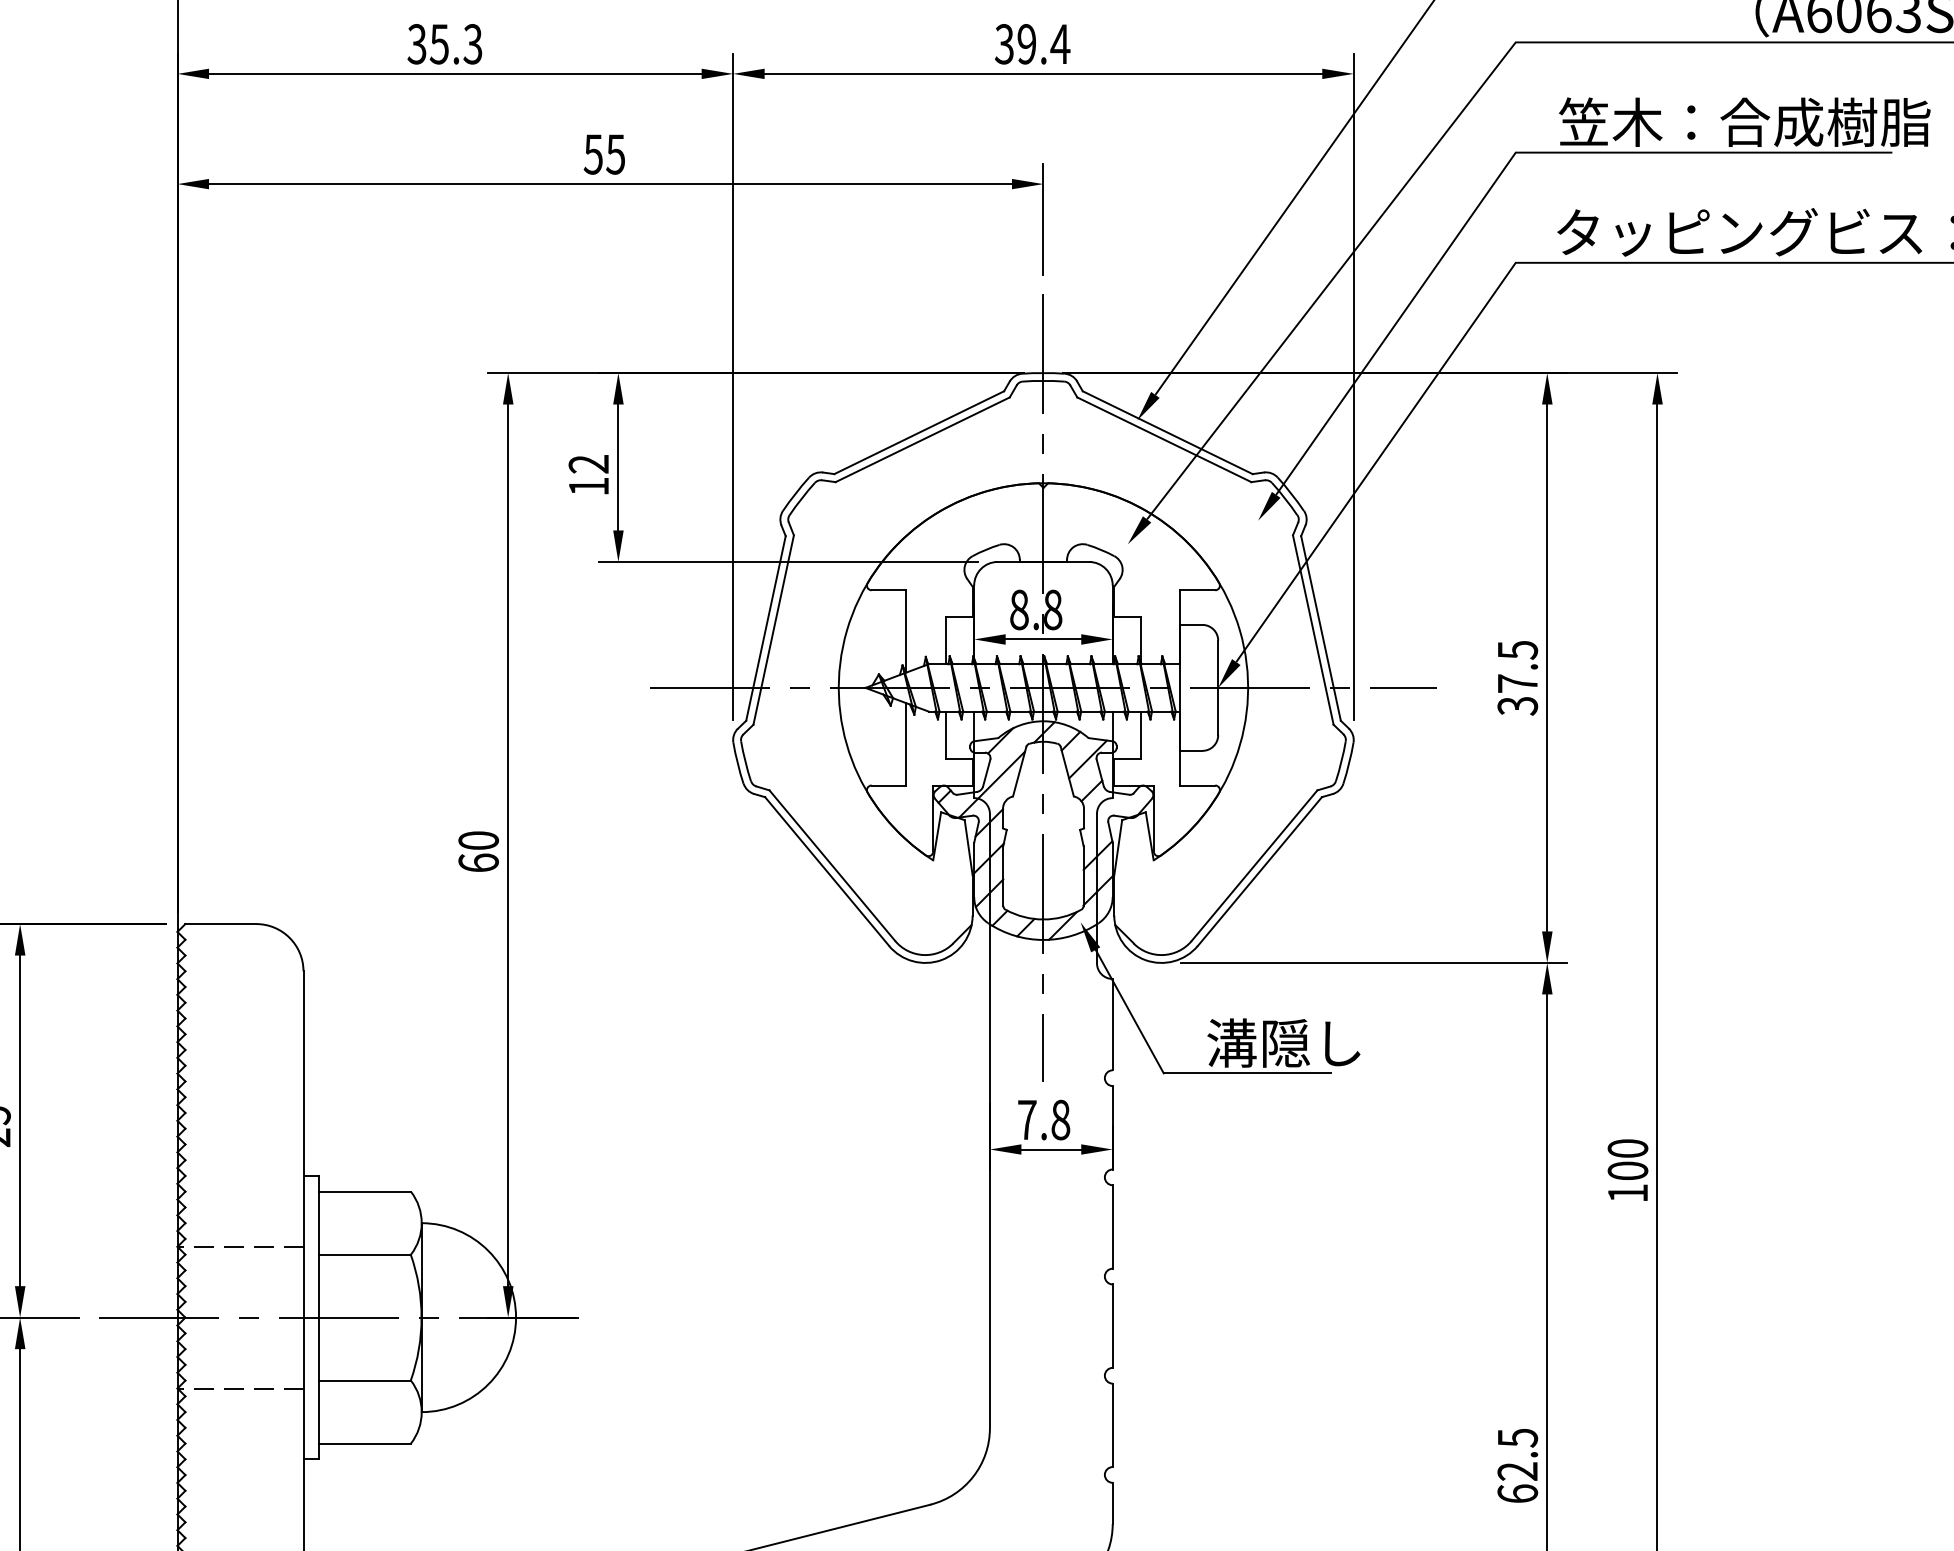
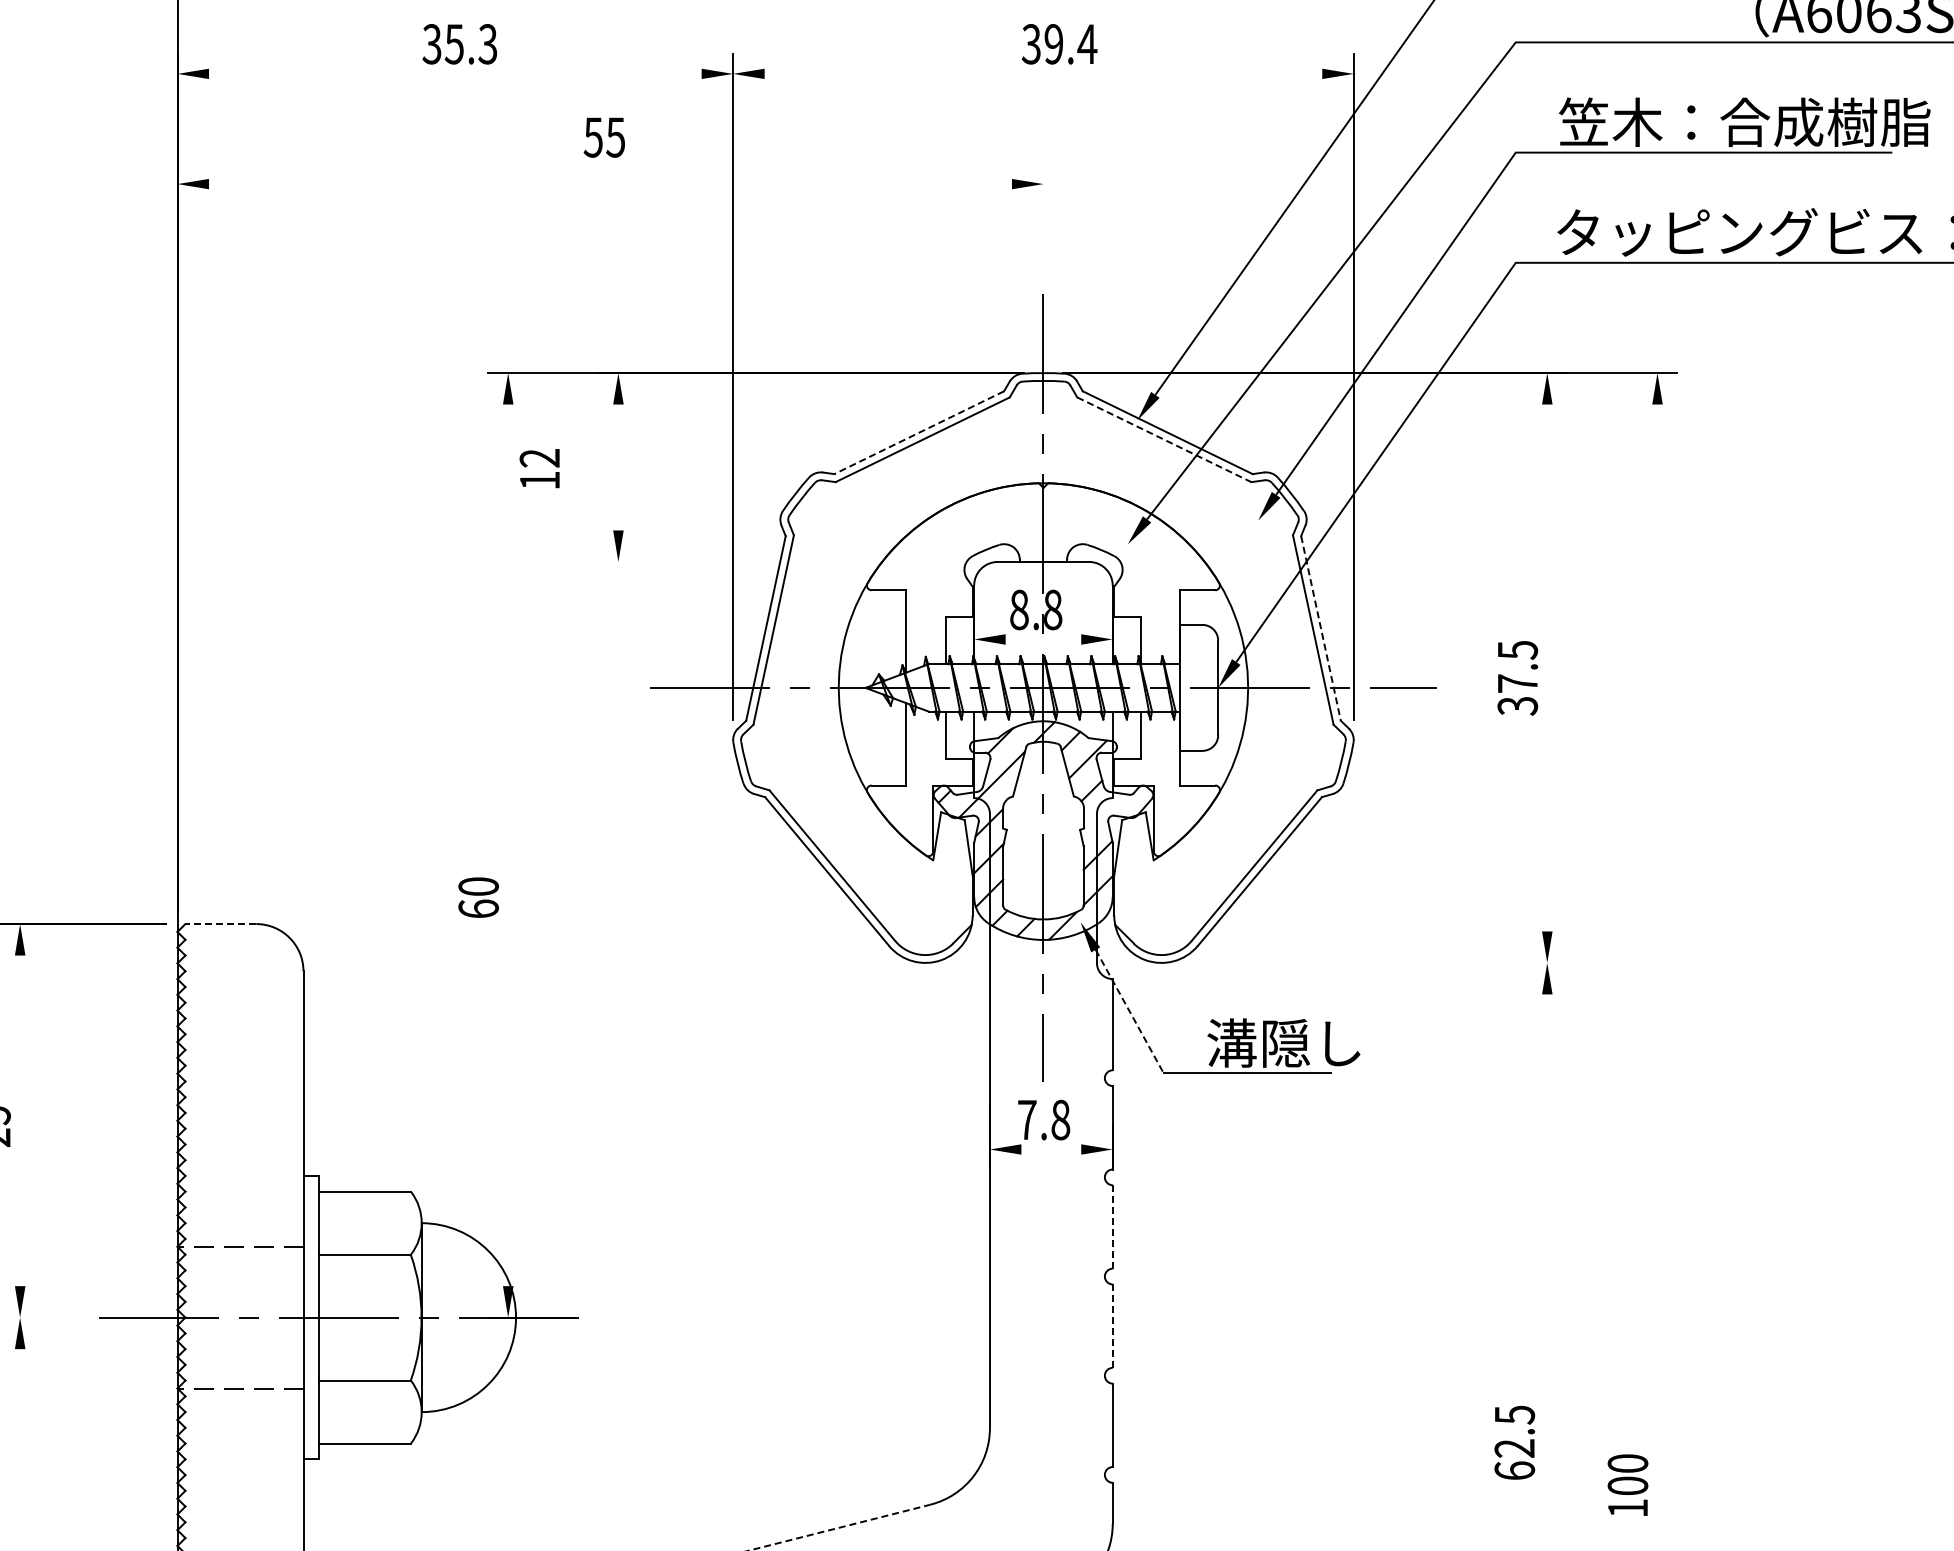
text position: (444, 44) -> (459, 44) (459, 44)
text position: (1032, 44) -> (1059, 44) (1059, 44)
line: present -> none (455, 73)
line: present -> none (1043, 73)
text position: (603, 154) -> (603, 137) (603, 137)
line: present -> none (610, 184)
line: present -> none (1043, 219)
line: solid -> dashed (918, 432)
line: solid -> dashed (1164, 439)
line: present -> none (618, 467)
text position: (588, 474) -> (539, 468) (539, 468)
line: present -> none (788, 561)
line: solid -> dashed (1321, 628)
line: present -> none (1043, 639)
line: present -> none (1547, 667)
line: present -> none (508, 845)
text position: (478, 851) -> (478, 897) (478, 897)
line: solid -> dashed (220, 924)
line: present -> none (1373, 962)
line: present -> none (1657, 975)
line: solid -> dashed (1129, 1012)
line: present -> none (20, 1120)
line: present -> none (1051, 1149)
text position: (1627, 1169) -> (1627, 1484) (1627, 1484)
line: solid -> dashed (1112, 1226)
line: present -> none (1547, 1270)
line: present -> none (40, 1317)
line: solid -> dashed (1112, 1326)
line: present -> none (20, 1448)
text position: (1517, 1465) -> (1514, 1442) (1514, 1442)
line: solid -> dashed (839, 1527)
